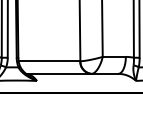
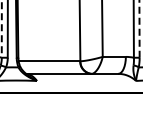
line: solid -> dashed (139, 28)
line: solid -> dashed (1, 29)
